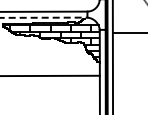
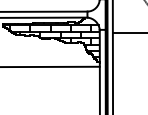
line: dashed -> solid (44, 17)
line position: (50, 75) -> (50, 66) (50, 66)
